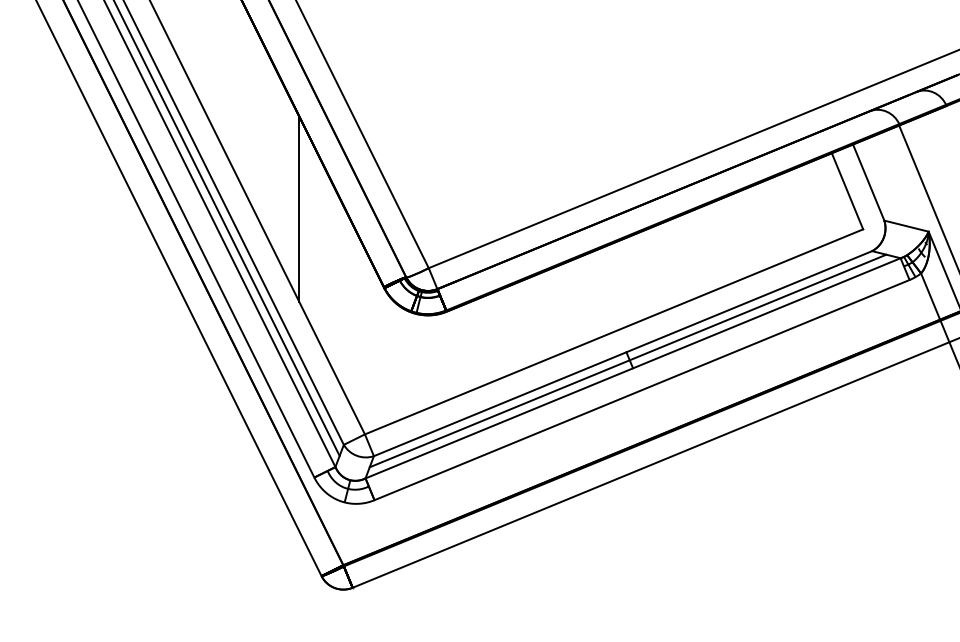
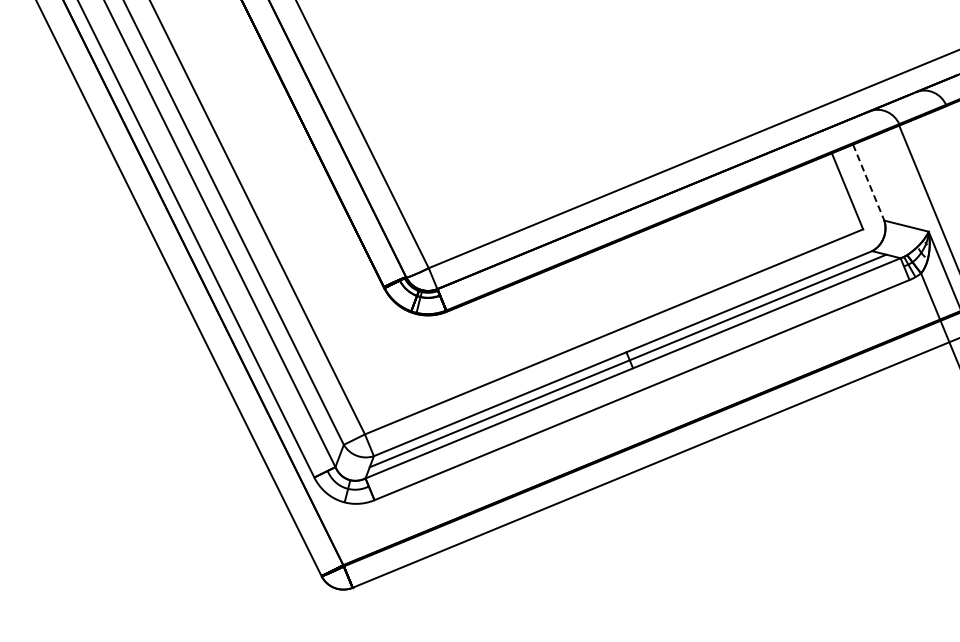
line: solid -> dashed (868, 183)
line: present -> none (299, 209)
line: present -> none (226, 228)
